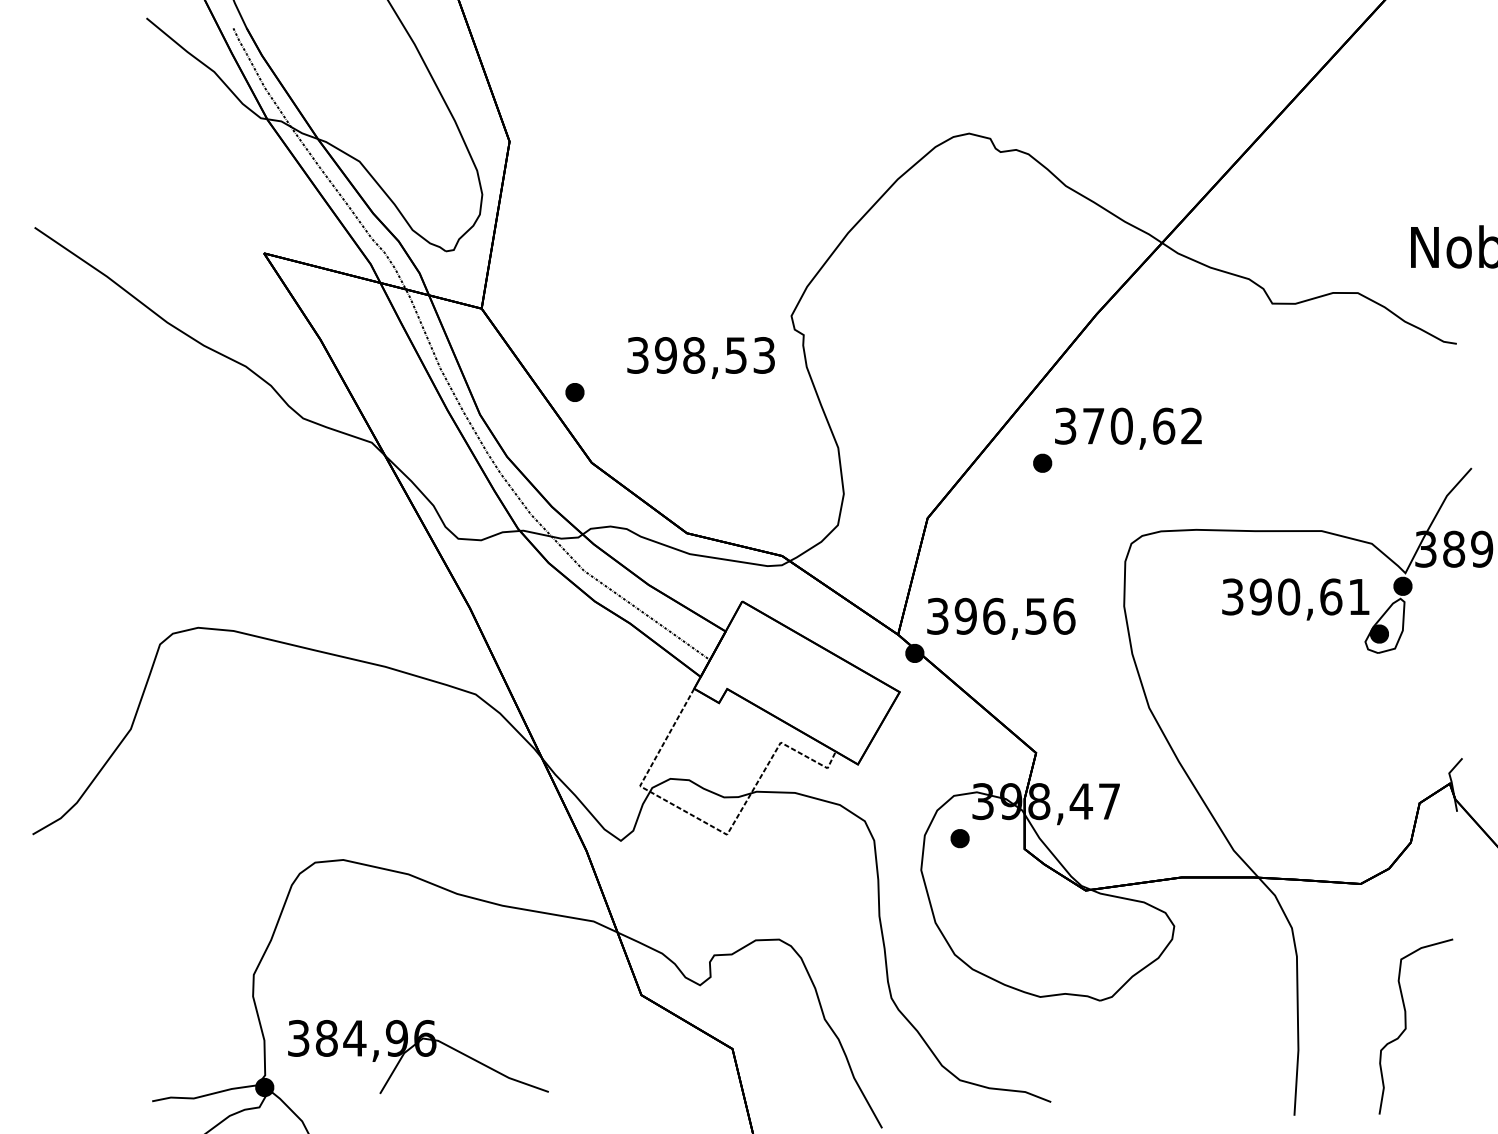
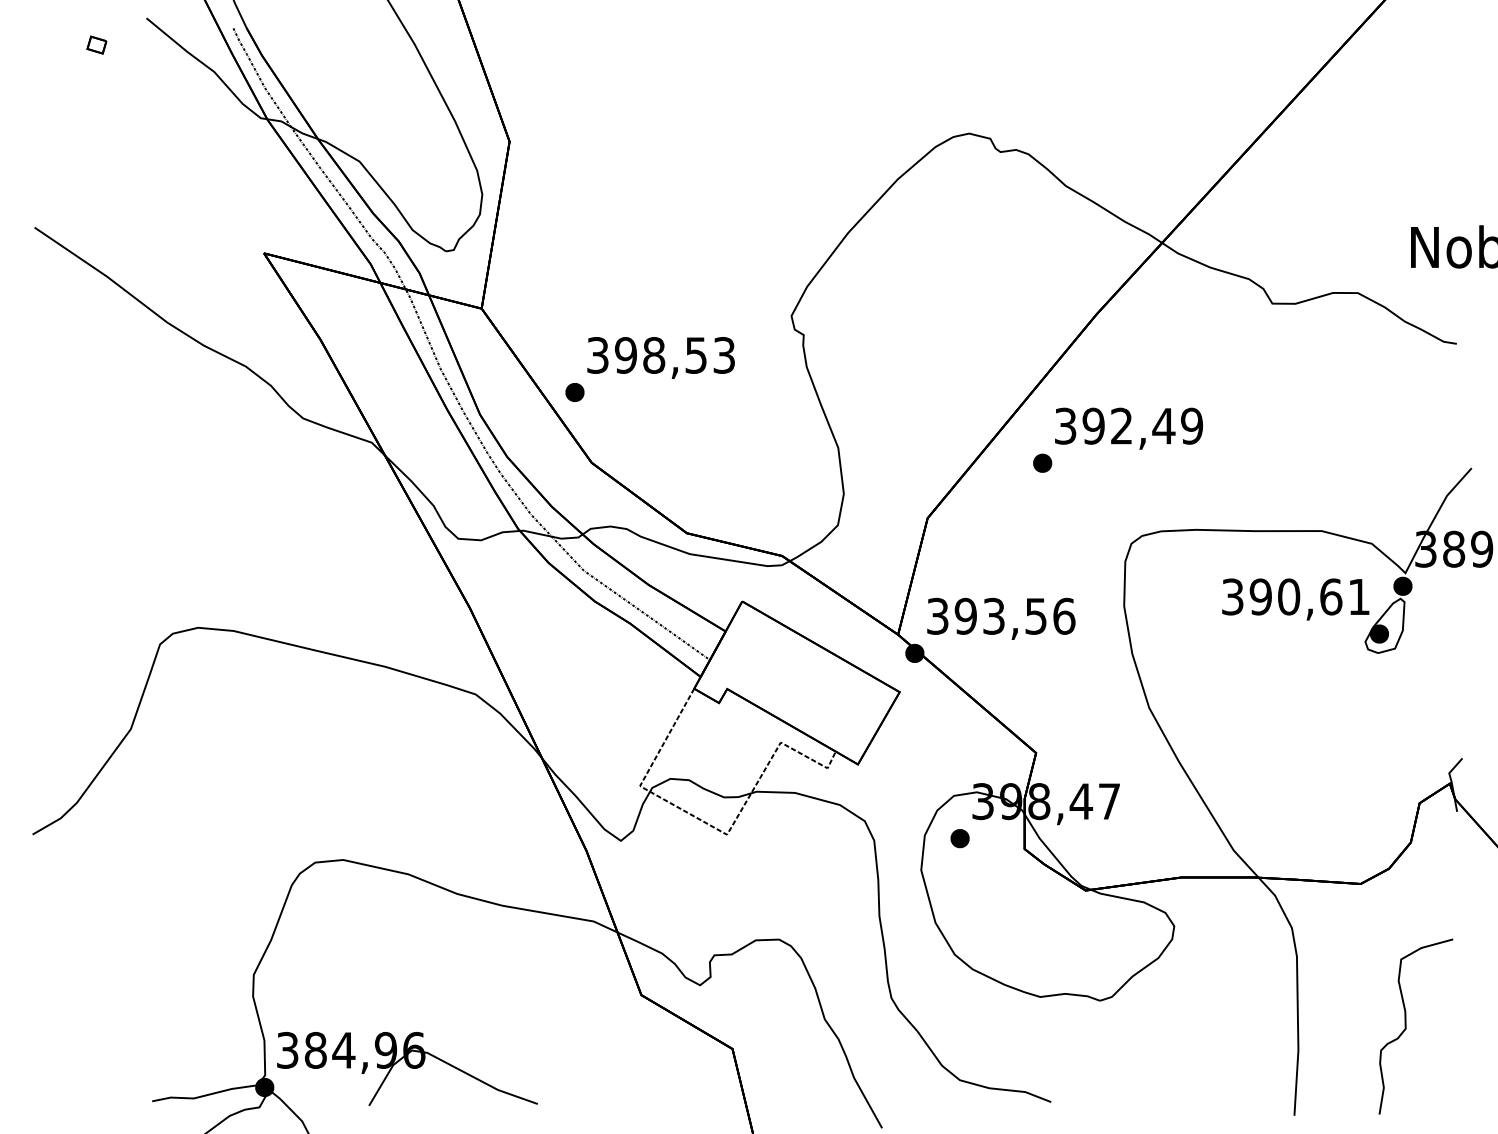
part: none -> present (96, 44)
text position: (700, 357) -> (660, 357) (660, 357)
text: 370,62 -> 392,49 (1142, 425)
text: 396,56 -> 393,56 (994, 615)
part position: (418, 1057) -> (407, 1069) (407, 1069)
